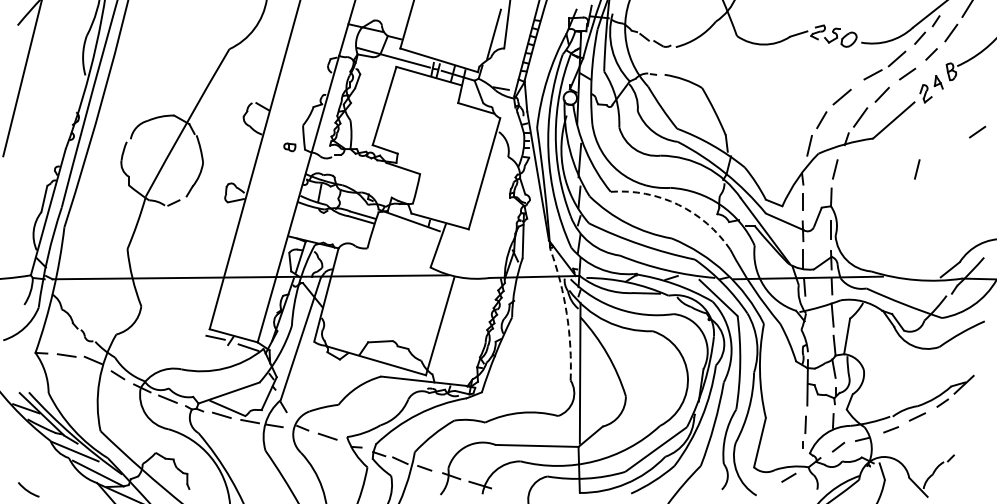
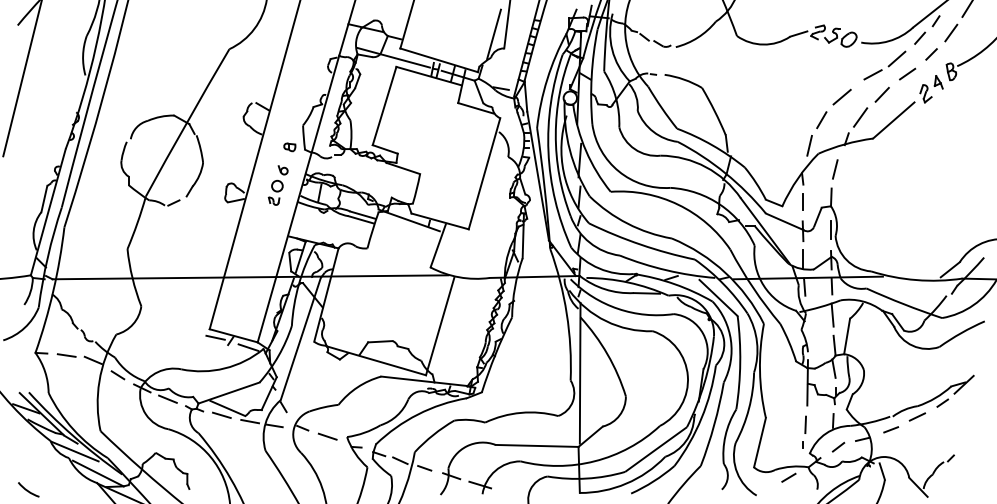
line: present -> none (977, 131)
line: present -> none (917, 169)
part: none -> present (277, 185)
arc: dashed -> solid (678, 204)
arc: dashed -> solid (566, 313)
